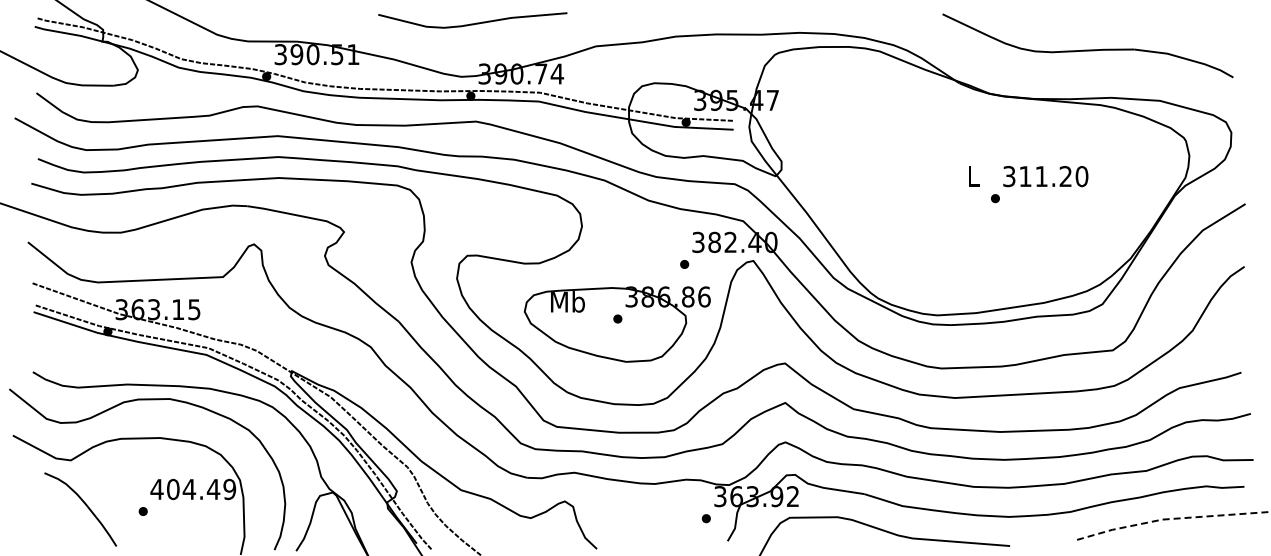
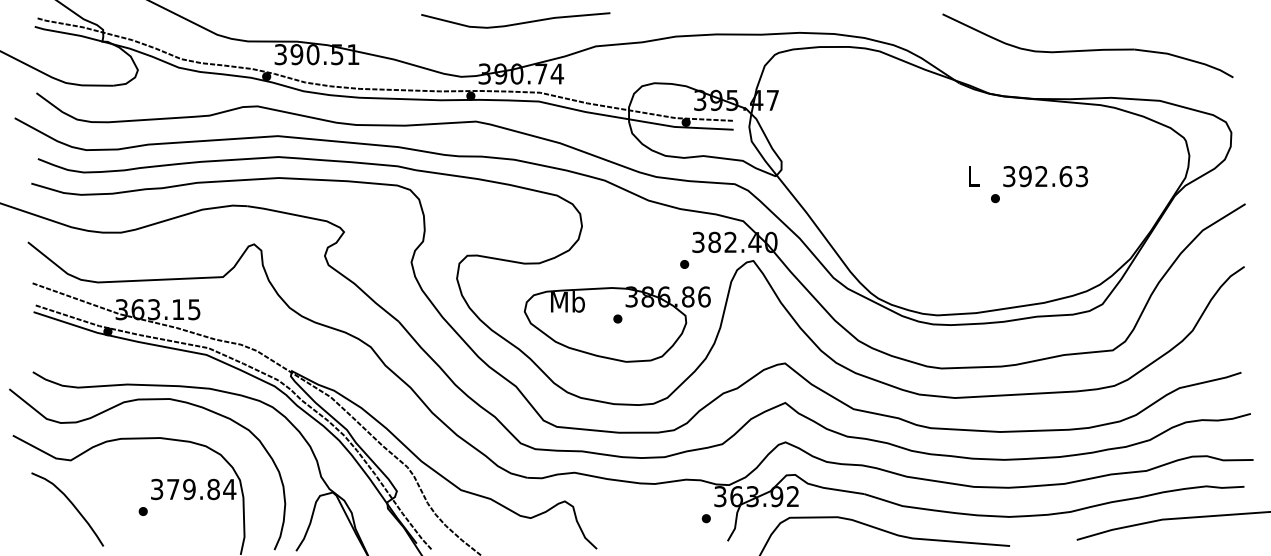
curve position: (472, 23) -> (515, 23) (515, 23)
text: 311.20 -> 392.63 (1053, 176)
text: 404.49 -> 379.84 (193, 489)
curve position: (84, 504) -> (71, 504) (71, 504)
line: dashed -> solid (1171, 518)
